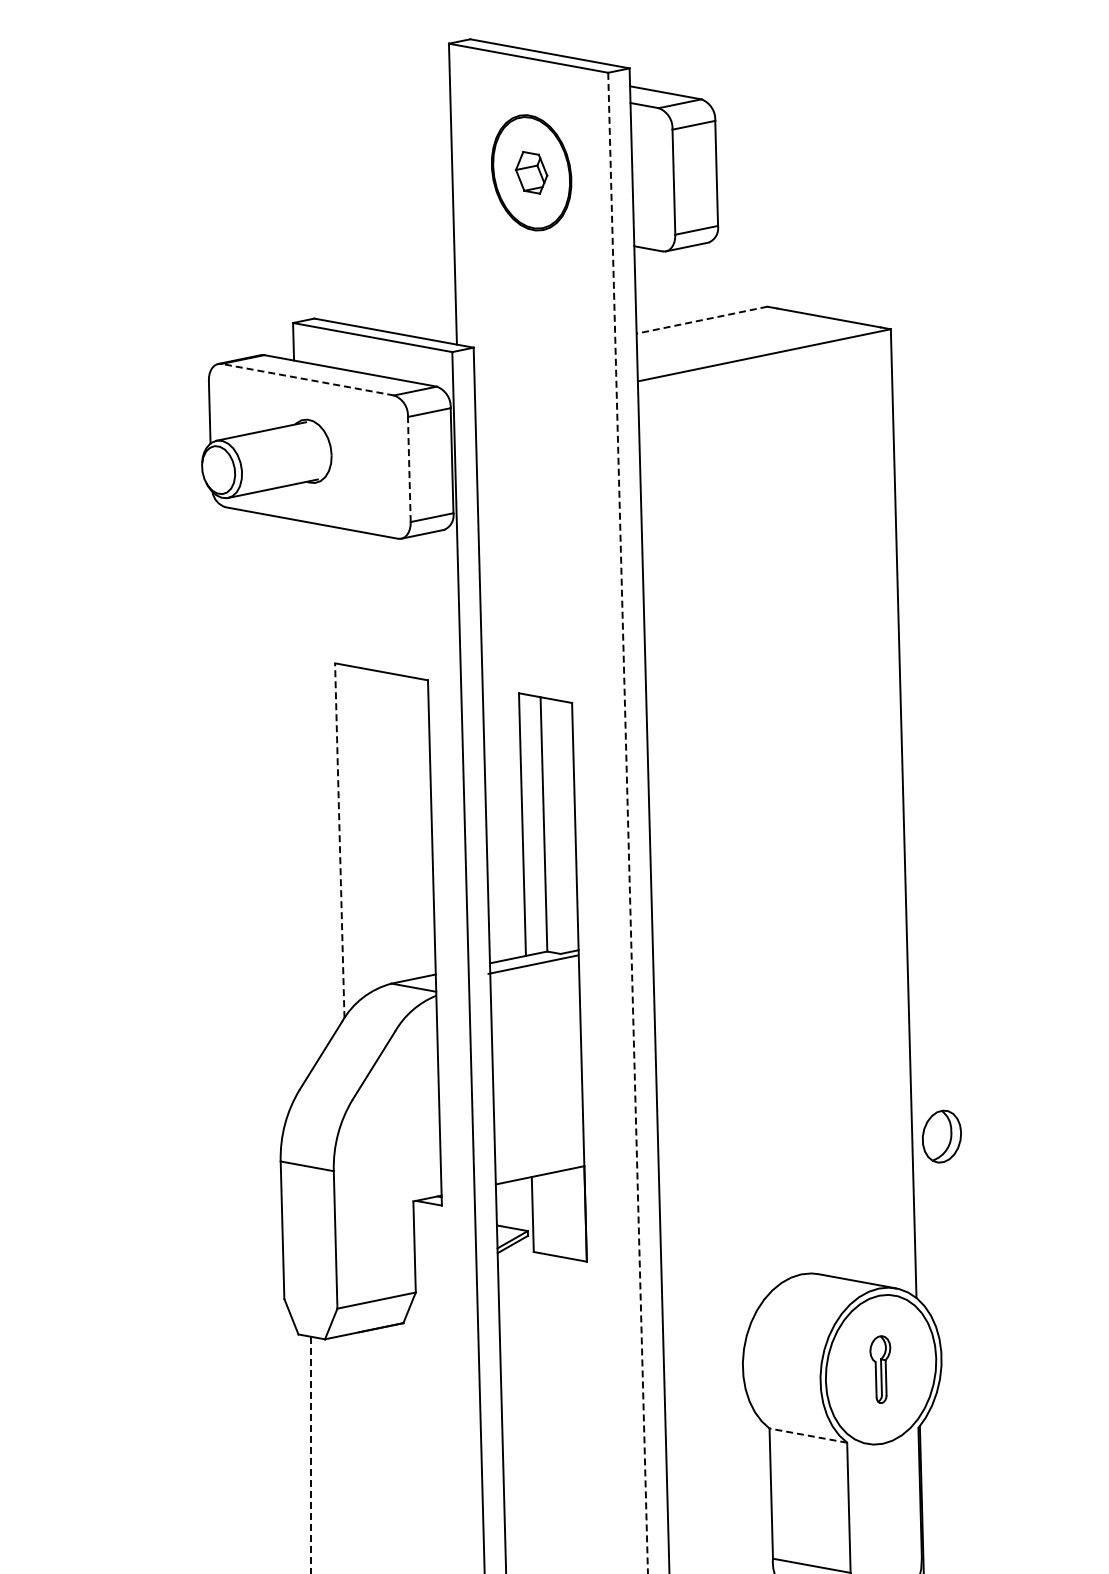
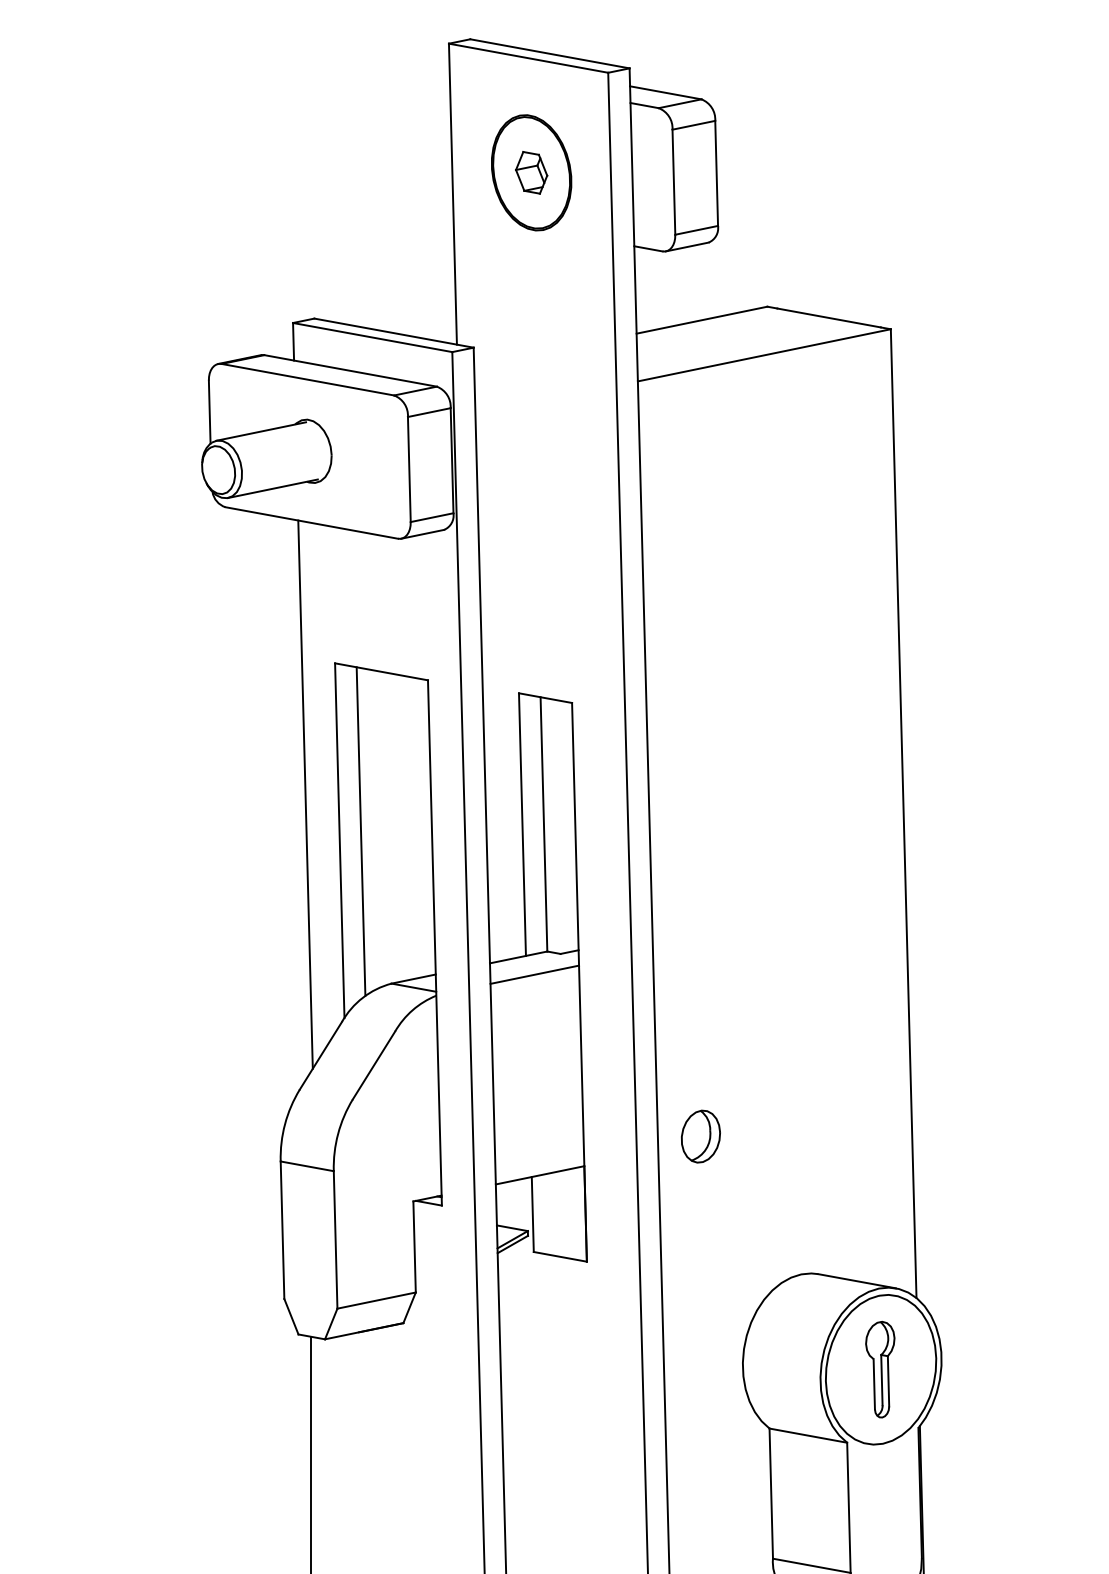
line: dashed -> solid (702, 320)
line: dashed -> solid (307, 379)
line: dashed -> solid (409, 469)
line: none -> present (305, 794)
line: dashed -> solid (628, 823)
line: none -> present (360, 831)
line: dashed -> solid (339, 840)
line position: (532, 964) -> (534, 974) (534, 974)
part position: (941, 1136) -> (700, 1136) (700, 1136)
part size: 23x69 px -> 31x99 px (880, 1369)
line: dashed -> solid (807, 1435)
line: dashed -> solid (311, 1455)
